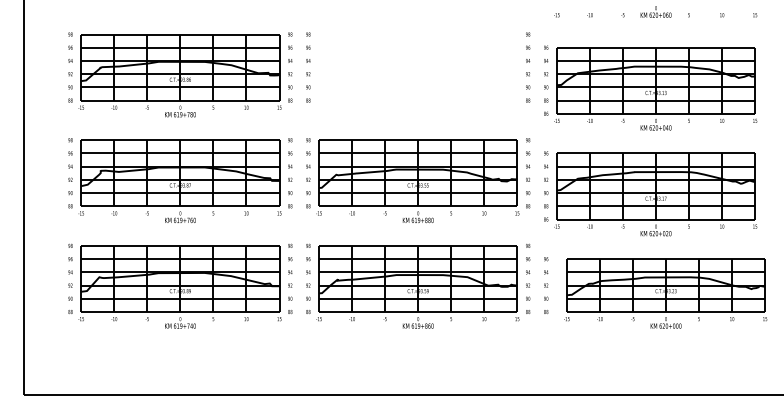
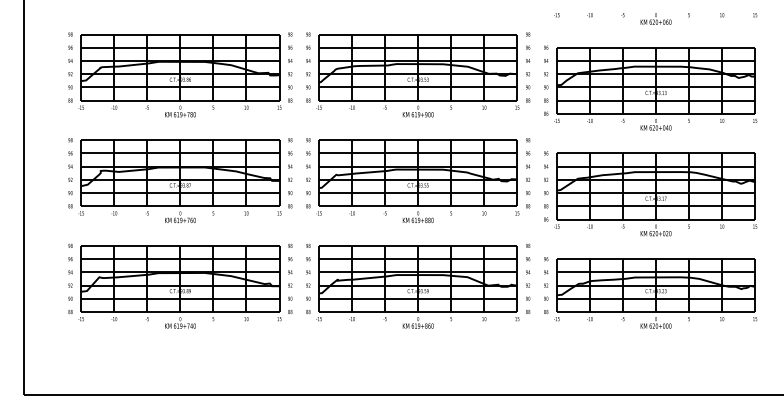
text position: (655, 11) -> (655, 18) (655, 18)
part: none -> present (417, 75)
part position: (665, 293) -> (655, 293) (655, 293)
